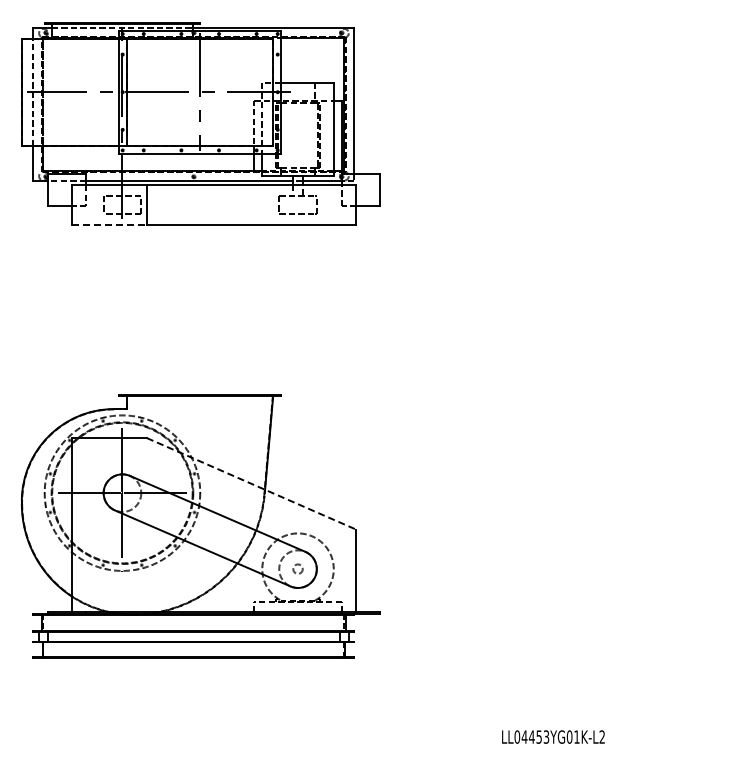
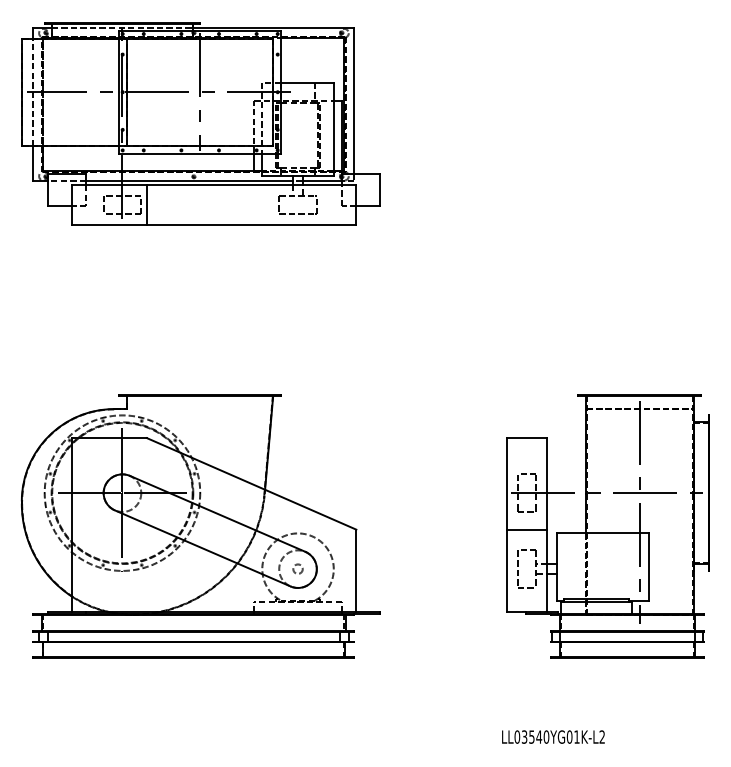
line: dashed -> solid (109, 225)
line: dashed -> solid (252, 484)
part: none -> present (607, 526)
text: LL04453YG01K-L2 -> LL03540YG01K-L2 (535, 736)
